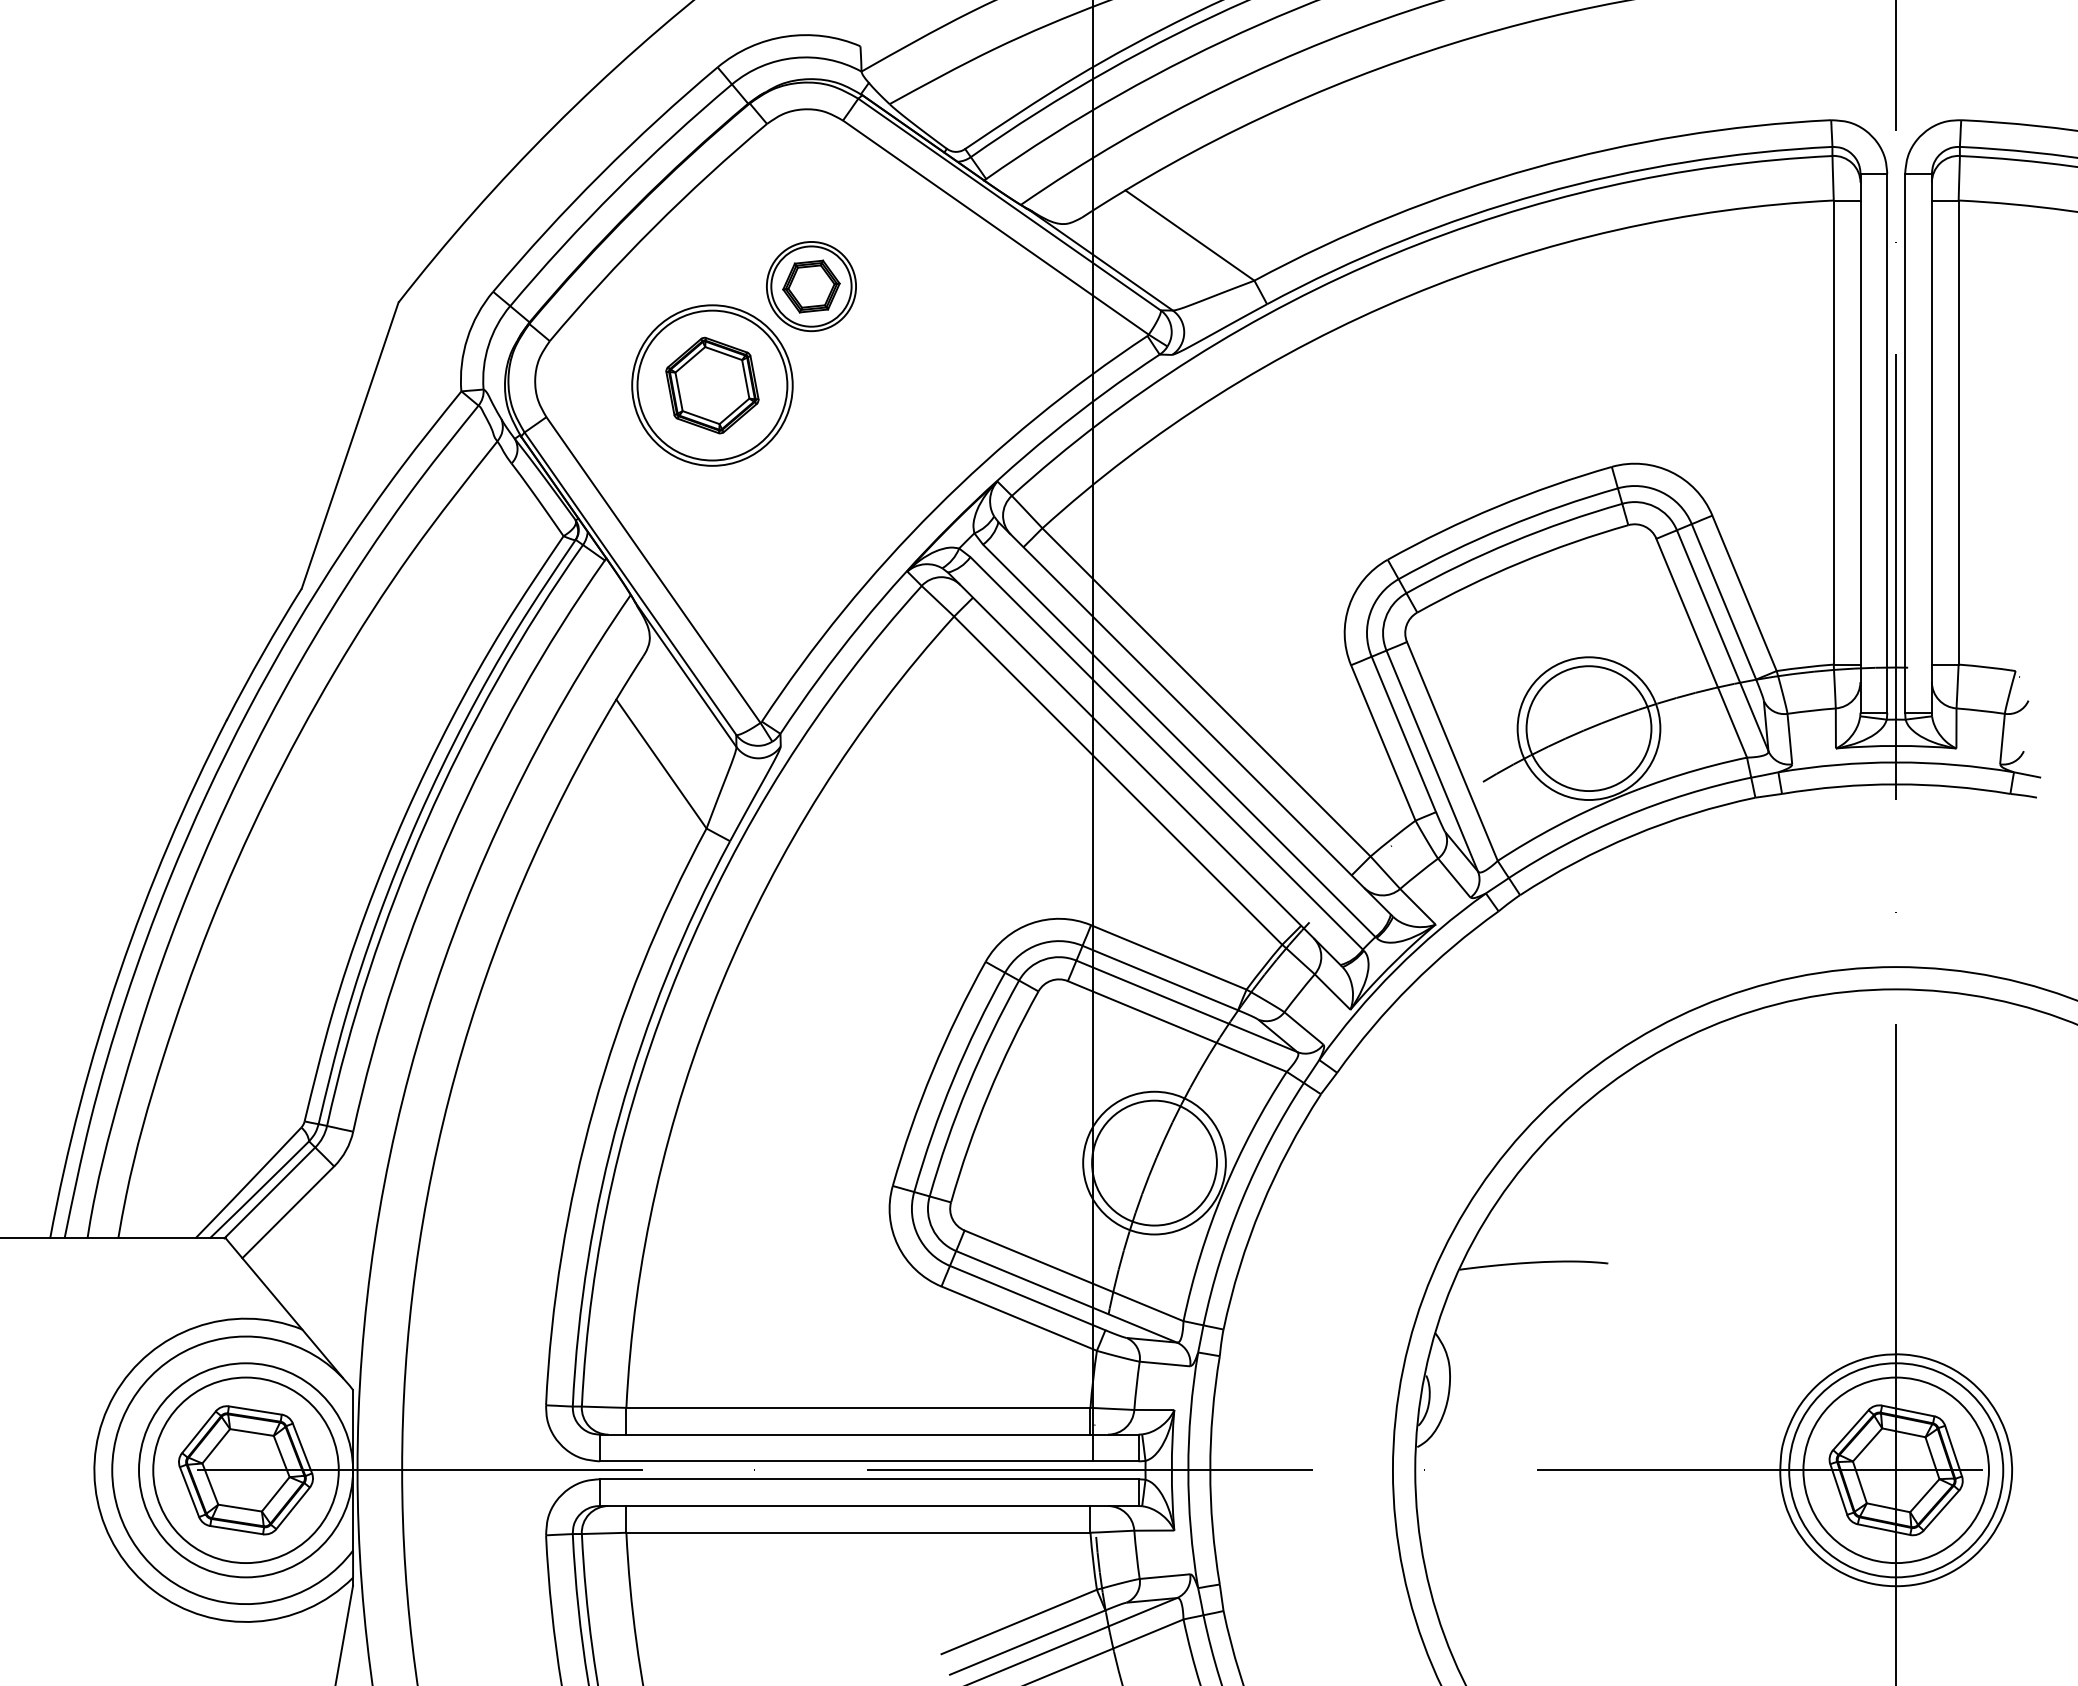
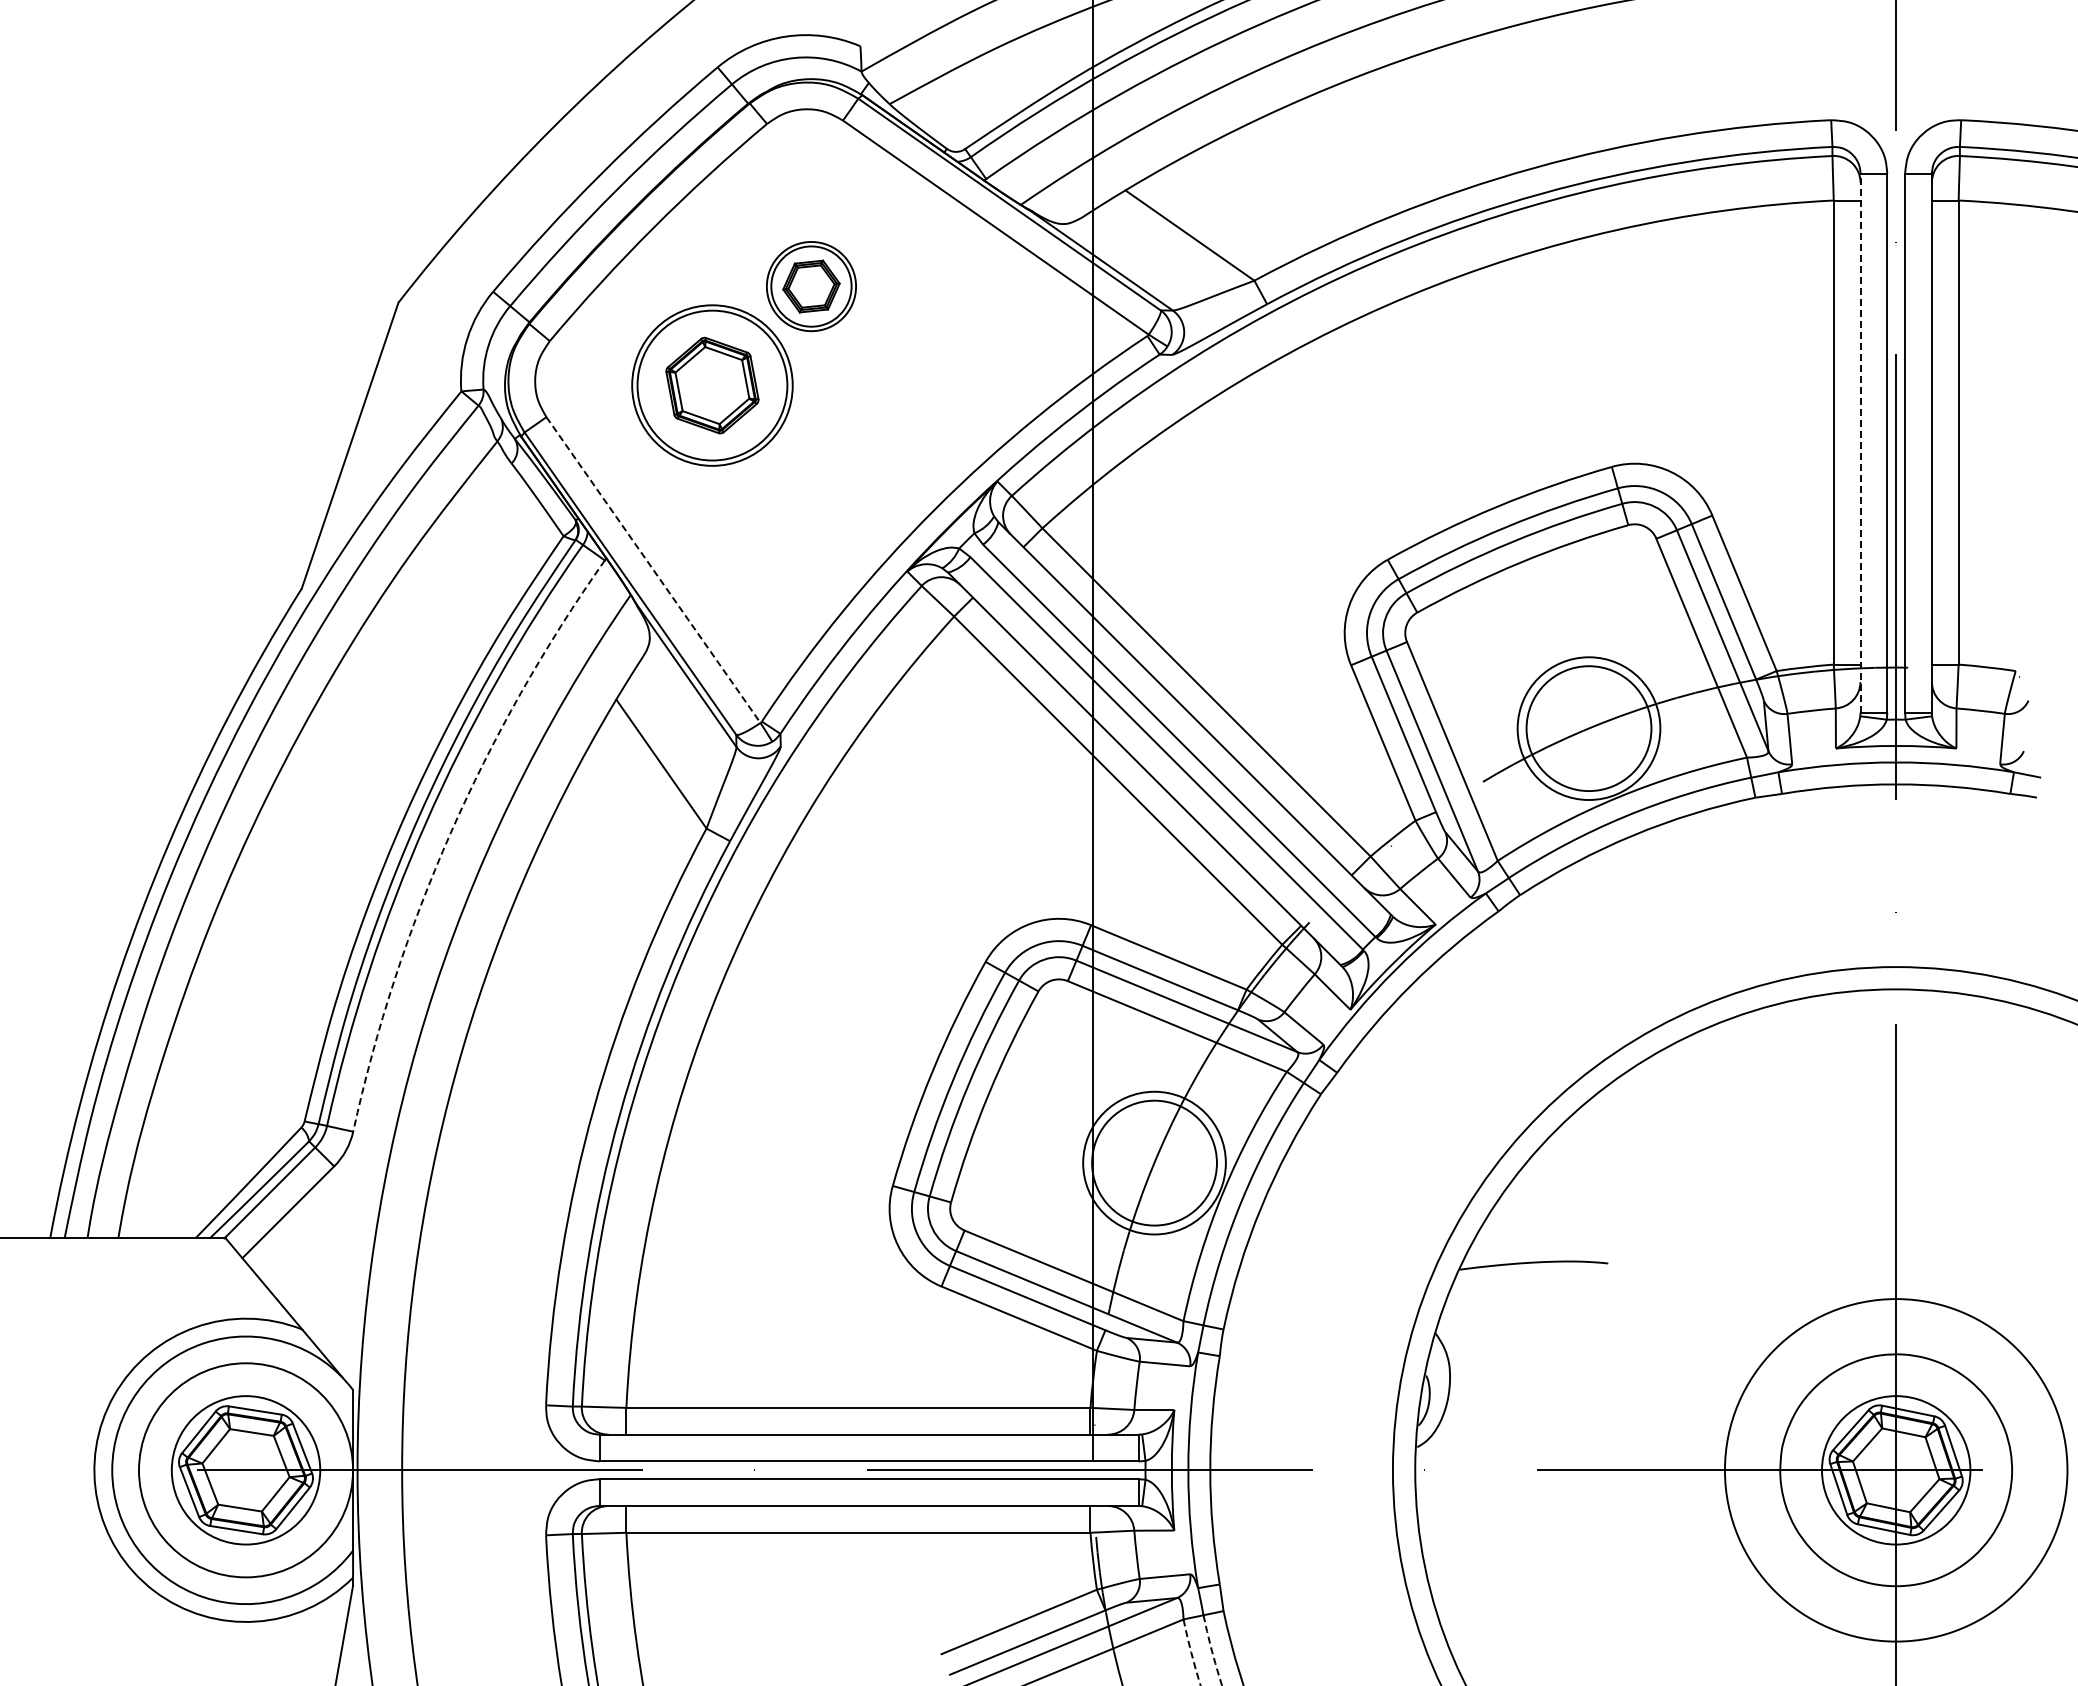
line: solid -> dashed (1860, 443)
line: solid -> dashed (653, 570)
arc: solid -> dashed (450, 833)
circle diameter: 186 px -> 148 px (245, 1470)
circle diameter: 186 px -> 148 px (1896, 1470)
circle diameter: 214 px -> 343 px (1895, 1470)
arc: solid -> dashed (1212, 1651)
arc: solid -> dashed (1191, 1652)
